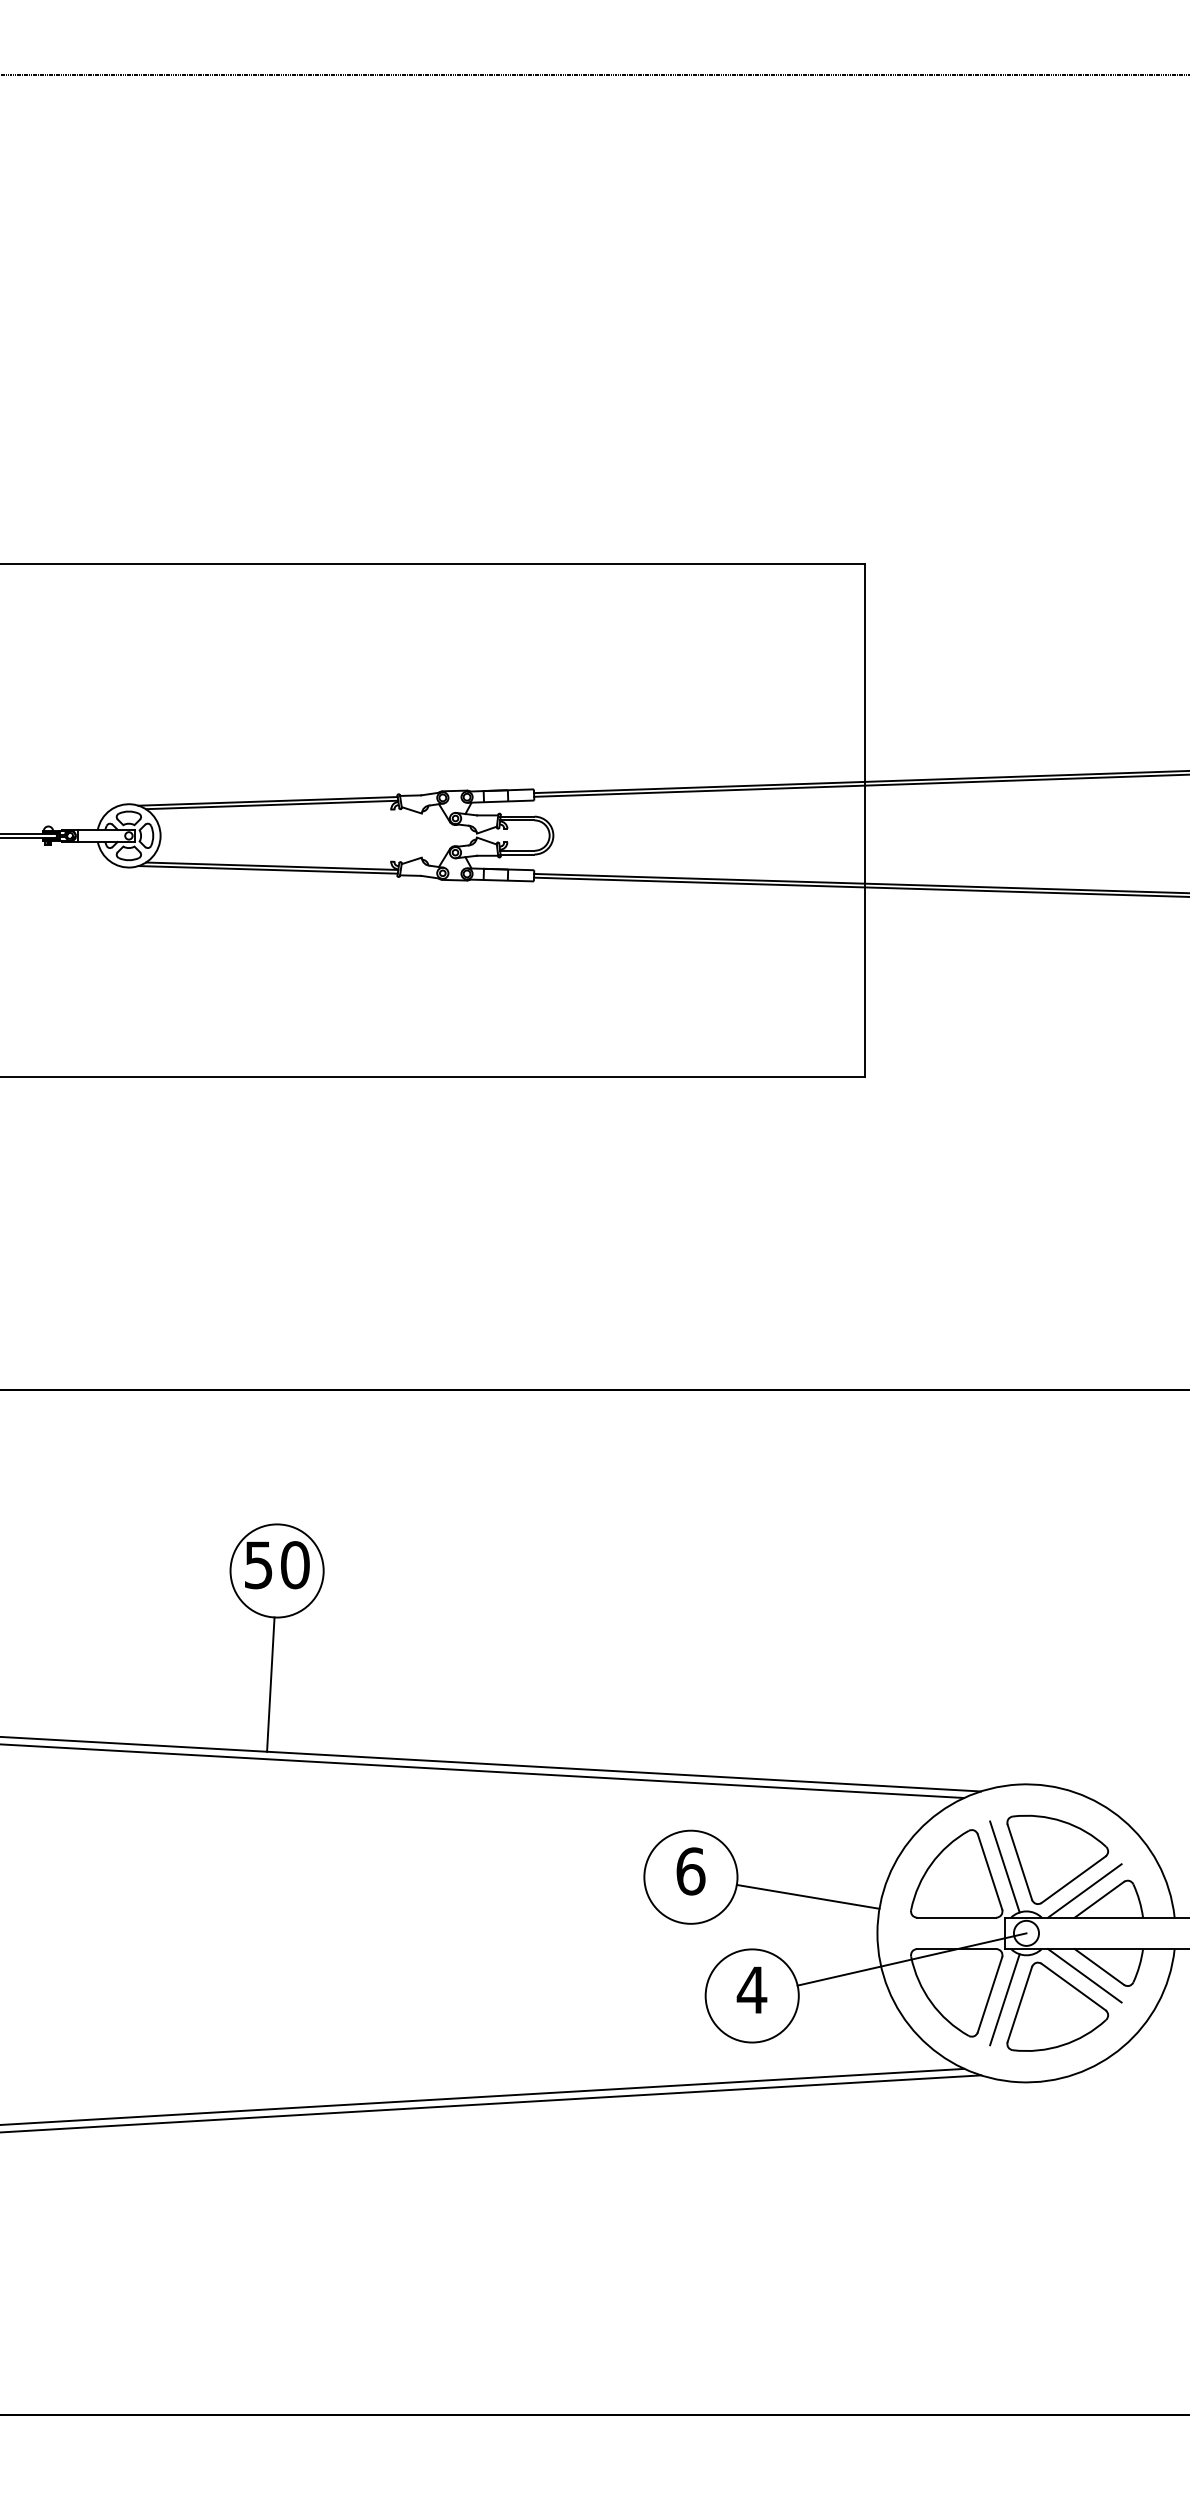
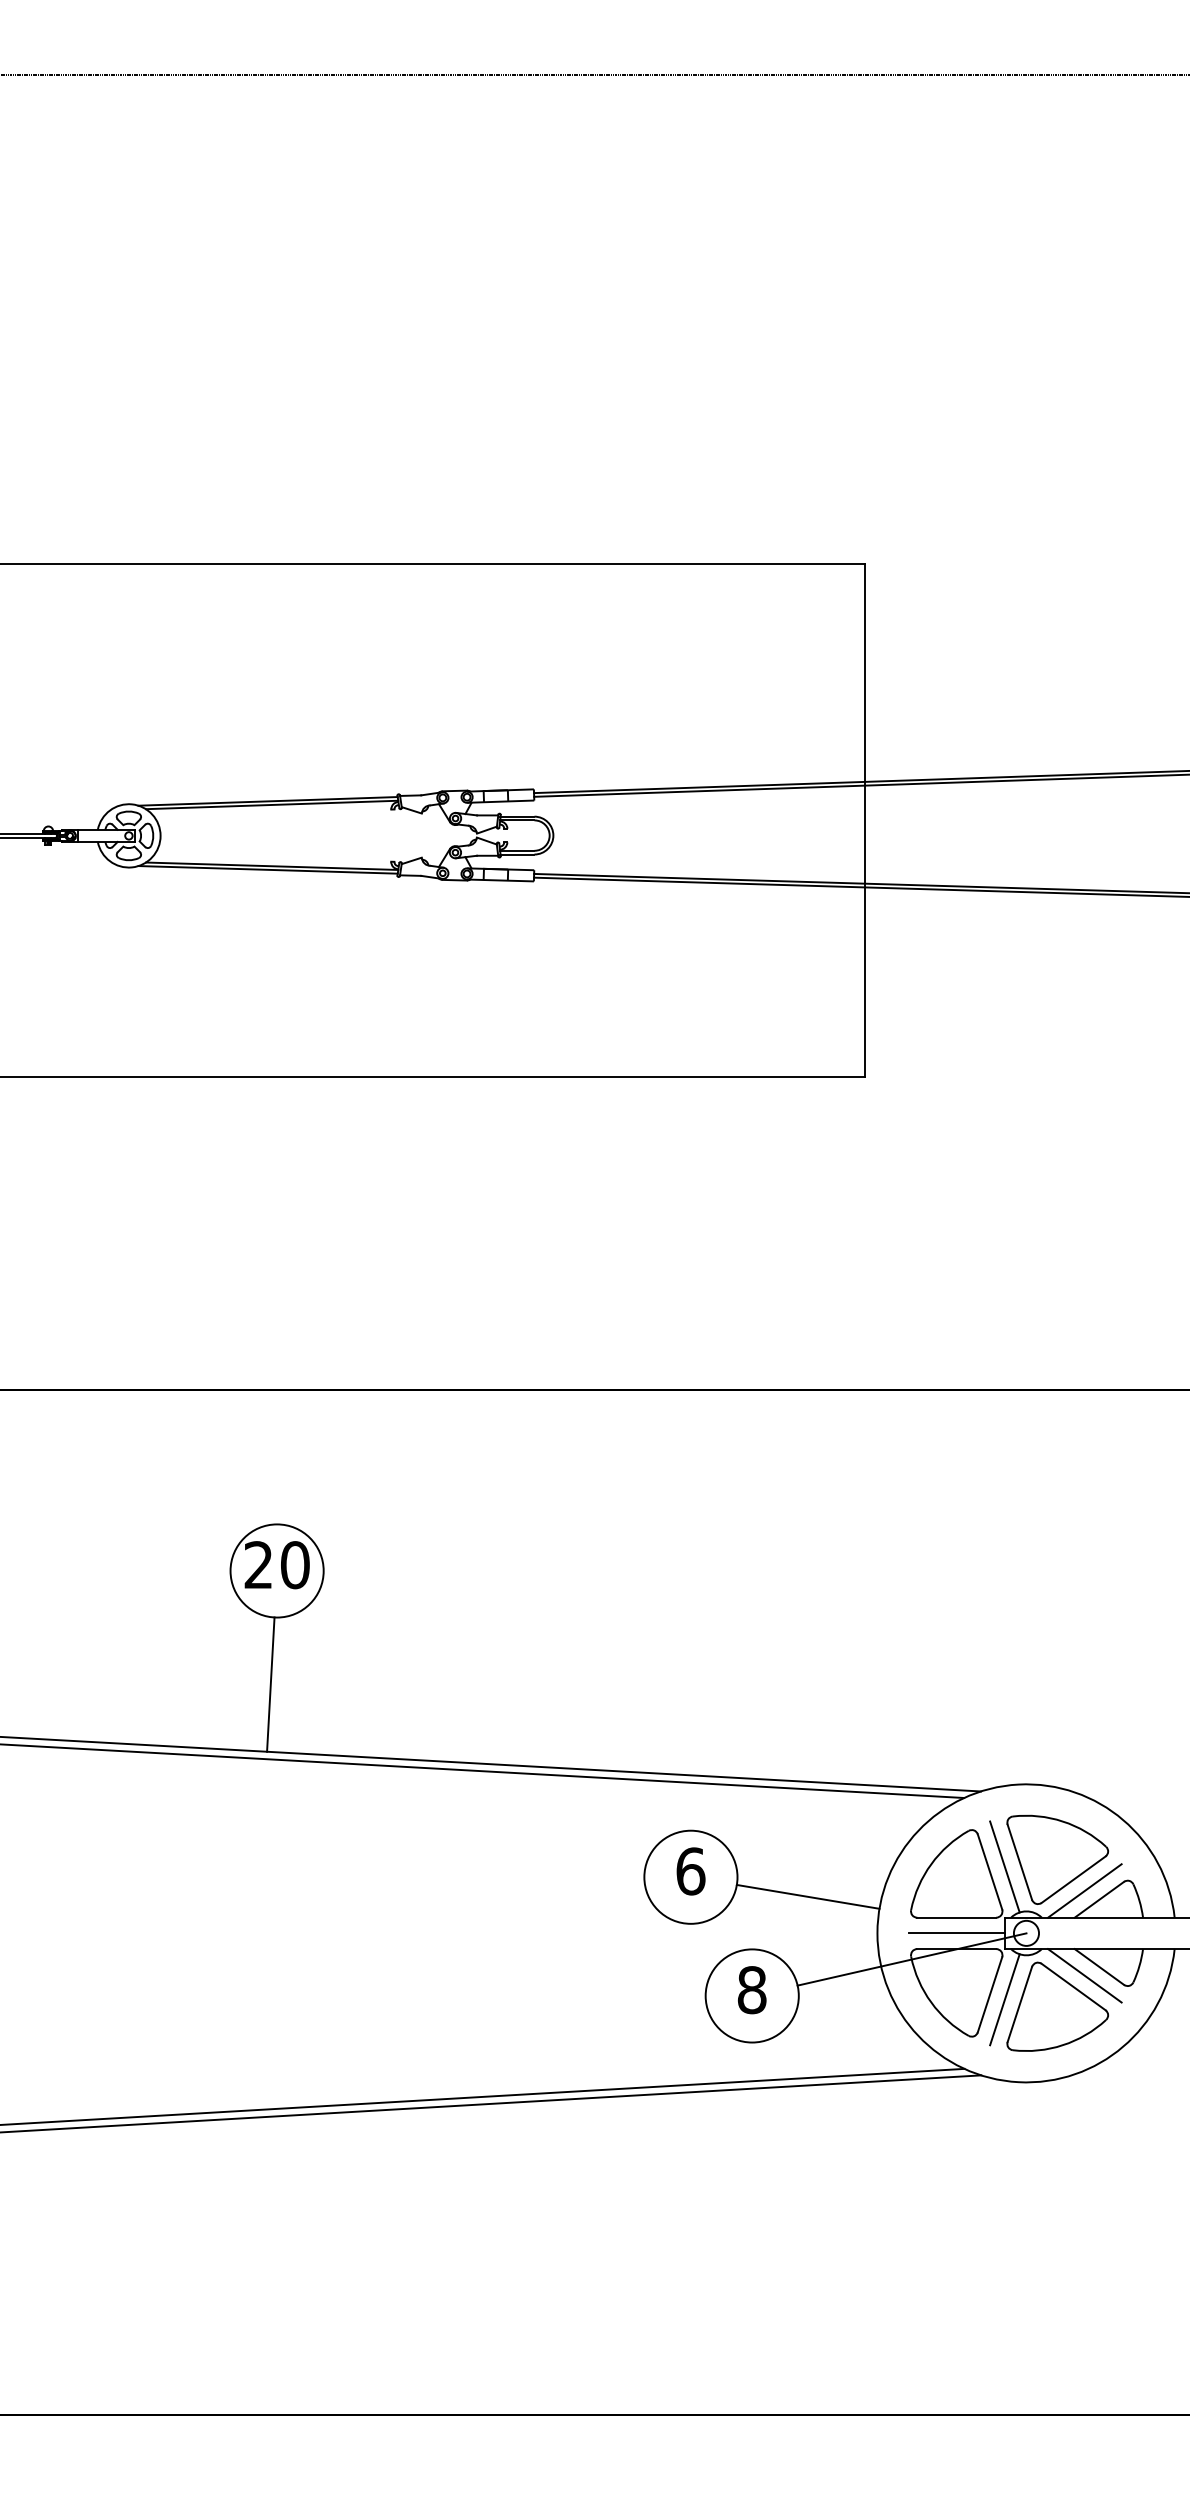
text: 50 -> 20 (258, 1565)
line: none -> present (956, 1933)
text: 4 -> 8 (751, 1990)
